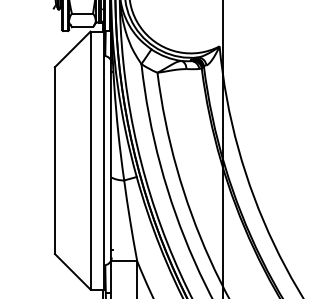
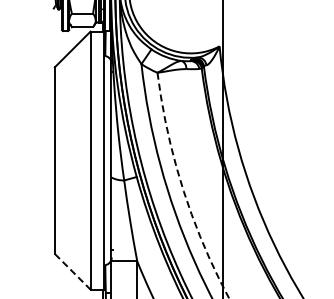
arc: solid -> dashed (183, 189)
line: solid -> dashed (73, 272)
